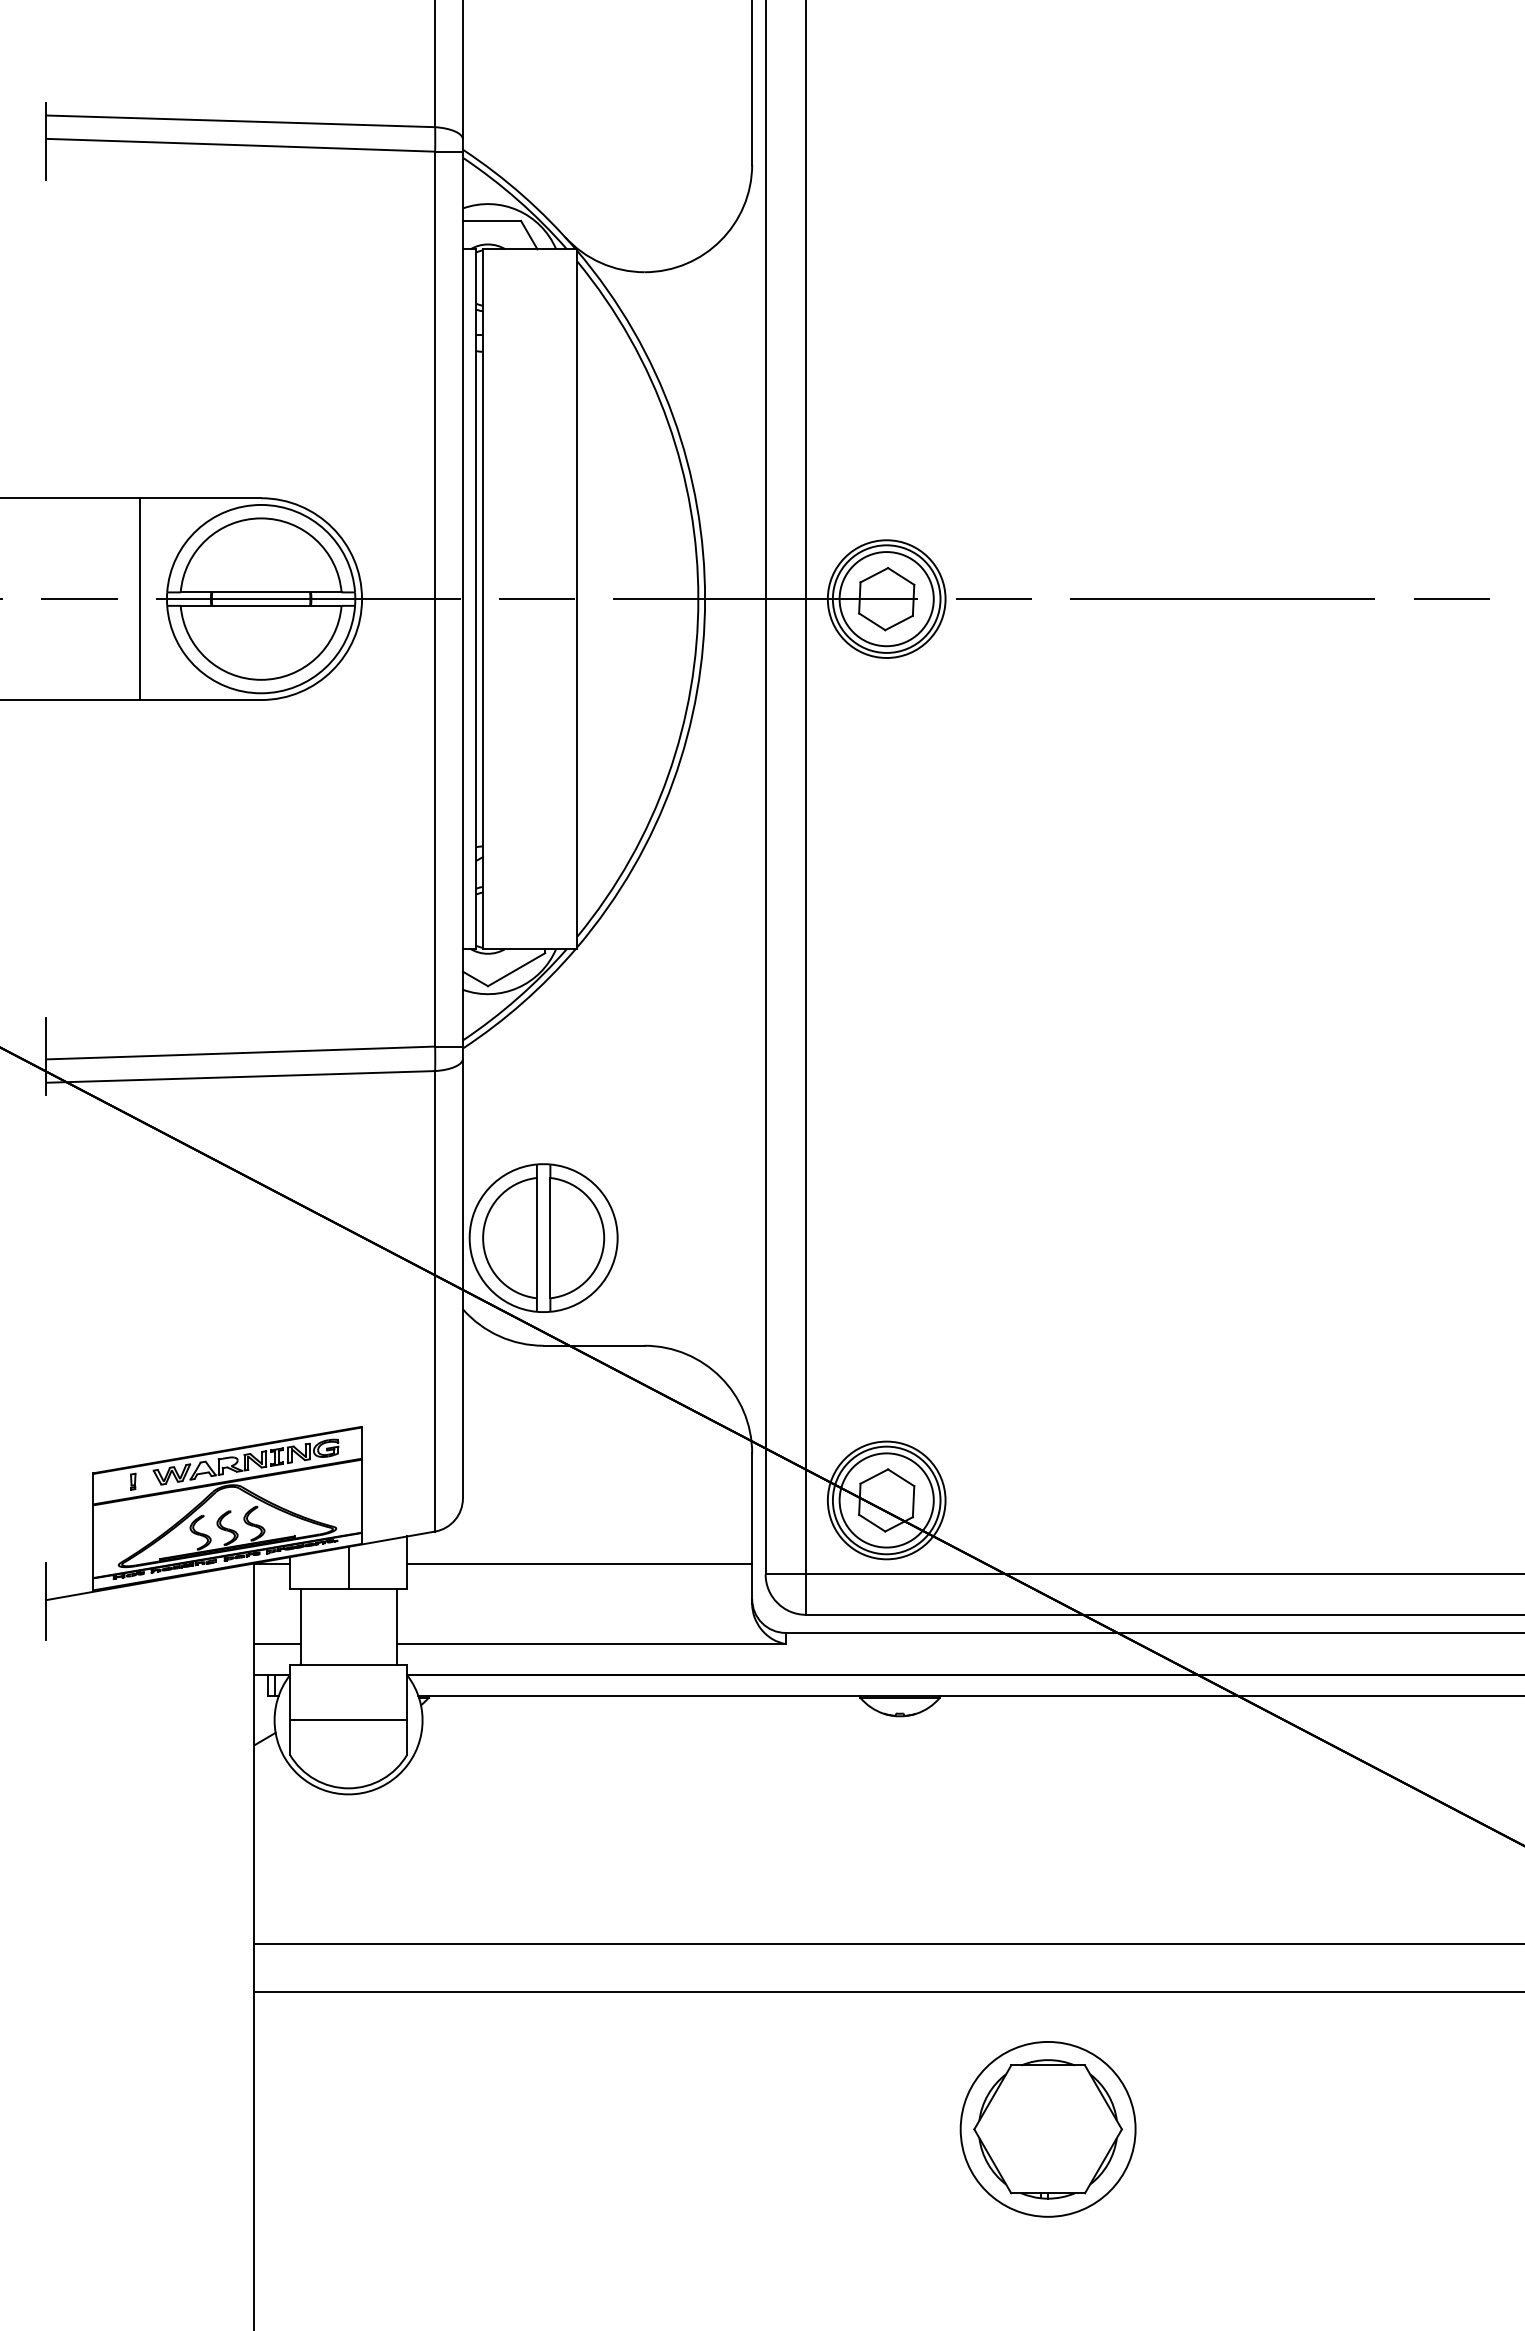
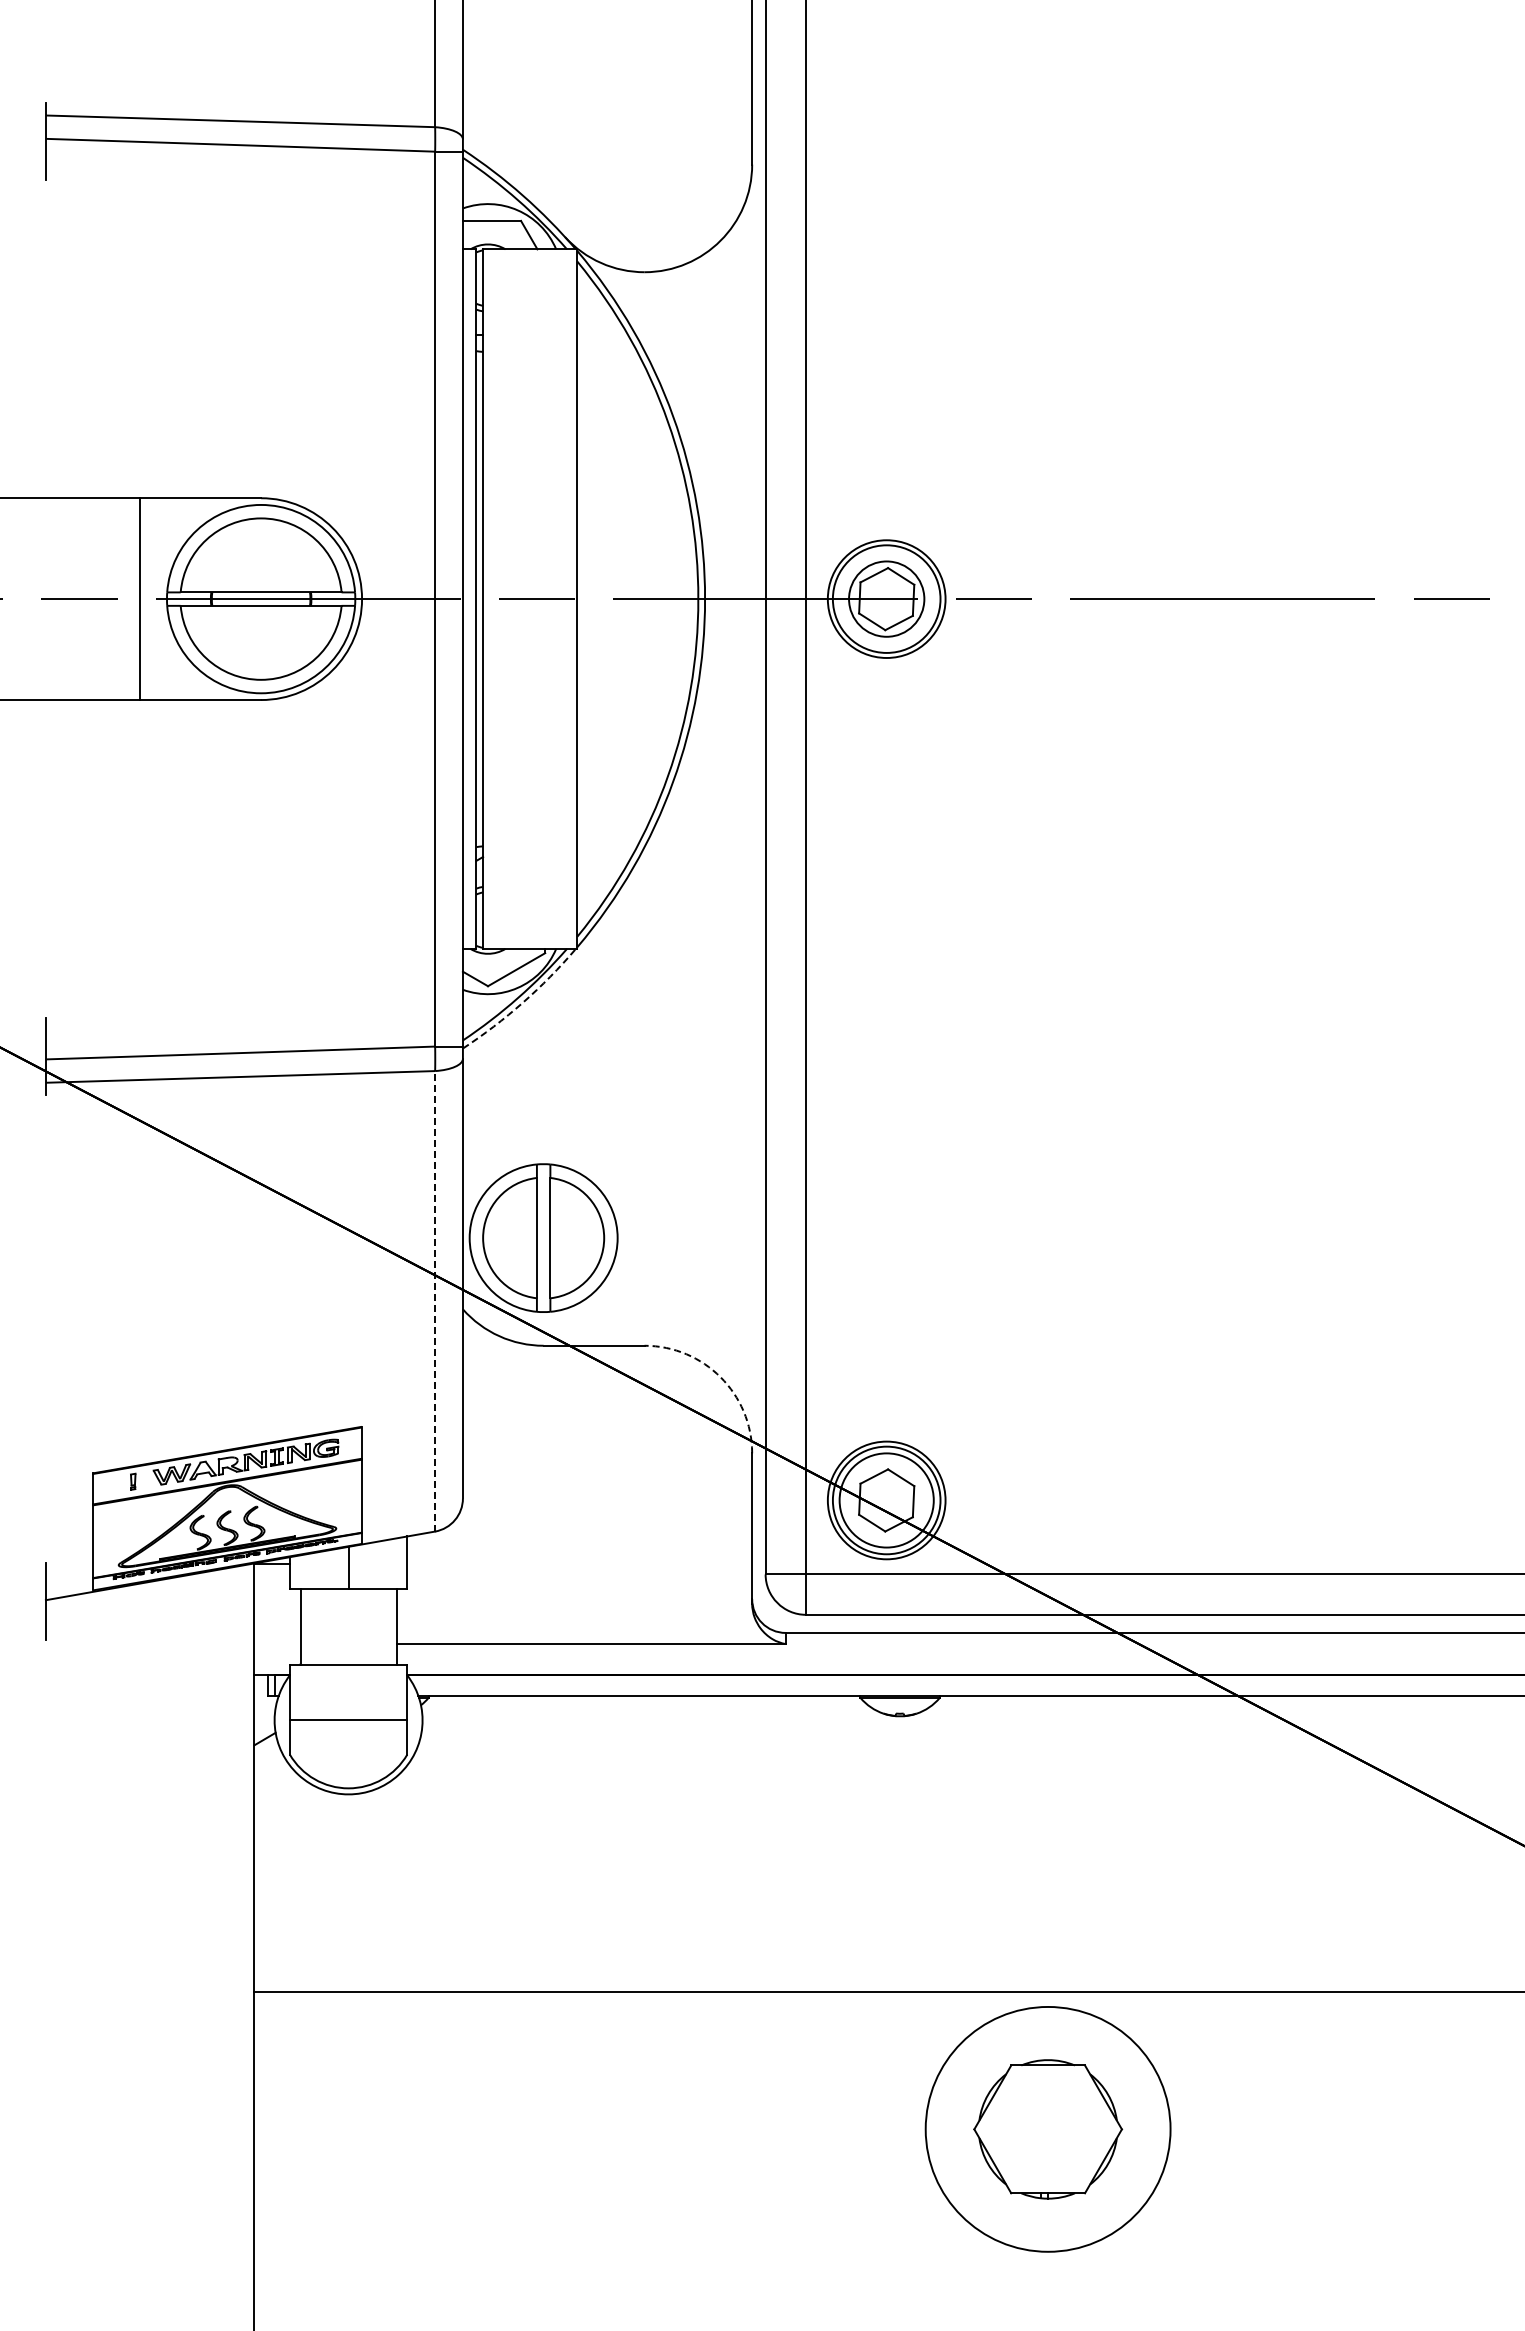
circle diameter: 94 px -> 75 px (886, 598)
arc: solid -> dashed (522, 1002)
line: solid -> dashed (435, 1300)
arc: solid -> dashed (720, 1377)
line: present -> none (579, 1563)
line: present -> none (277, 1644)
line: present -> none (887, 1944)
circle diameter: 175 px -> 245 px (1047, 2128)
